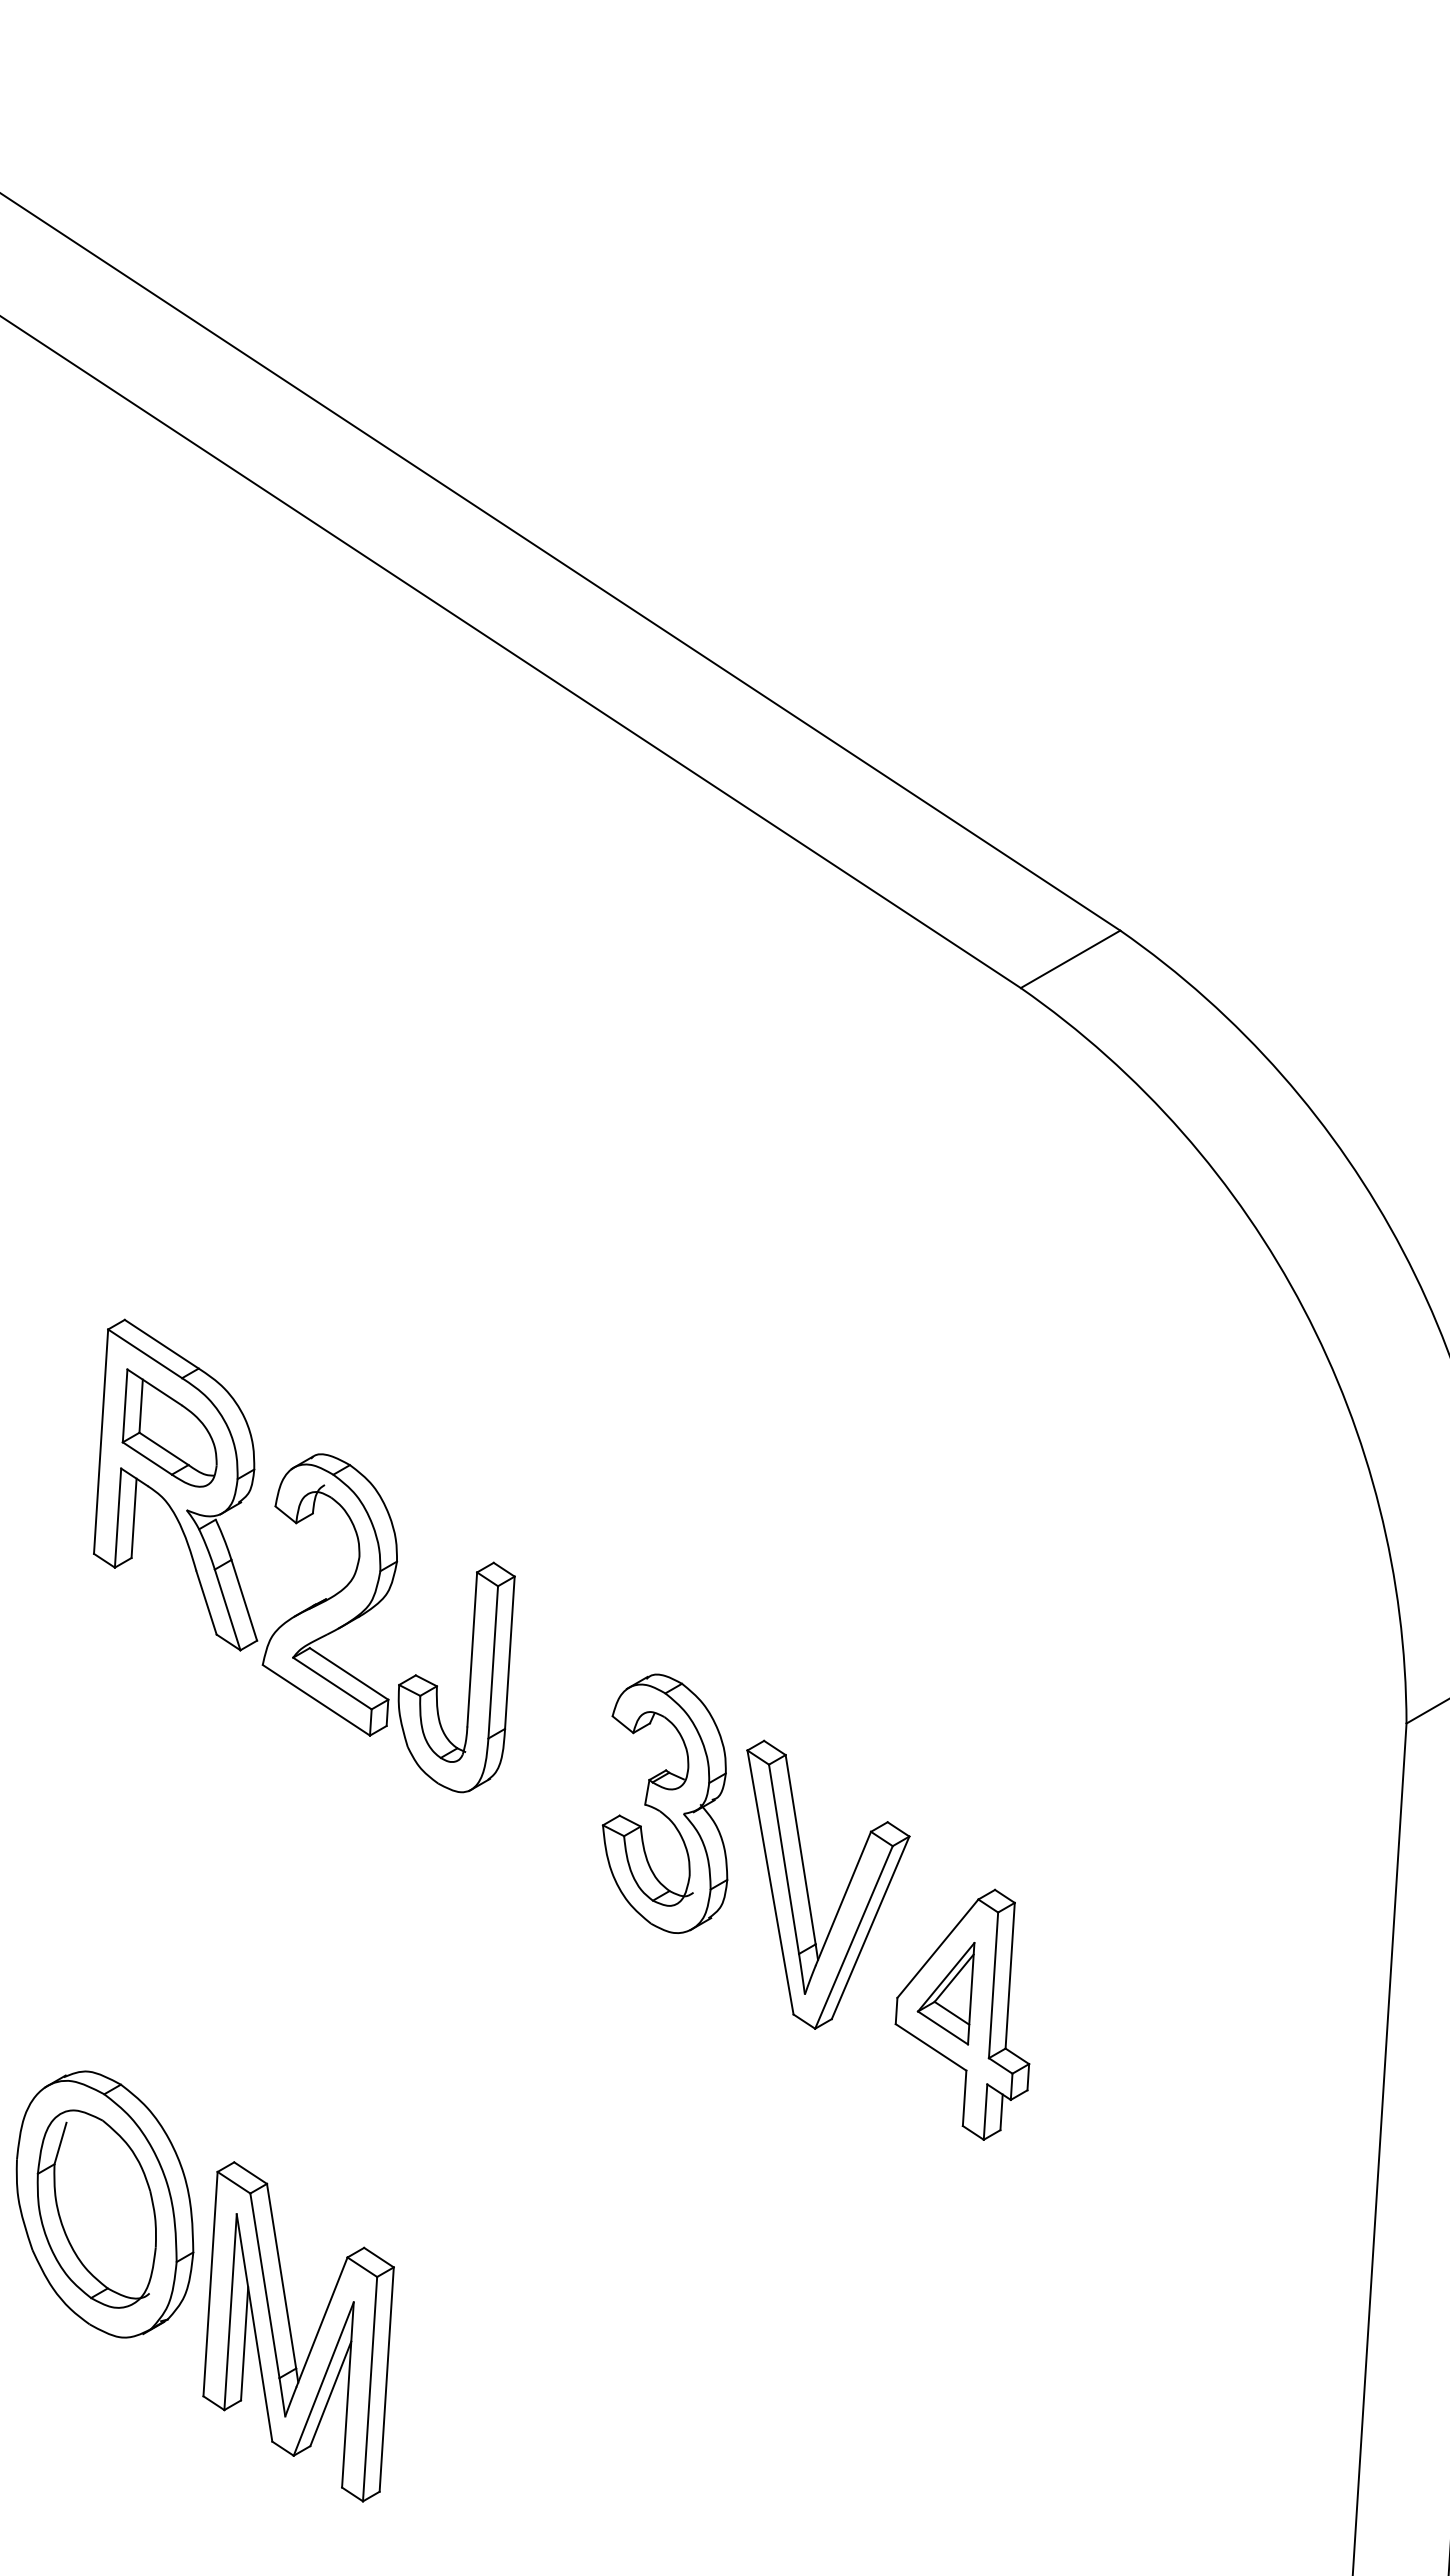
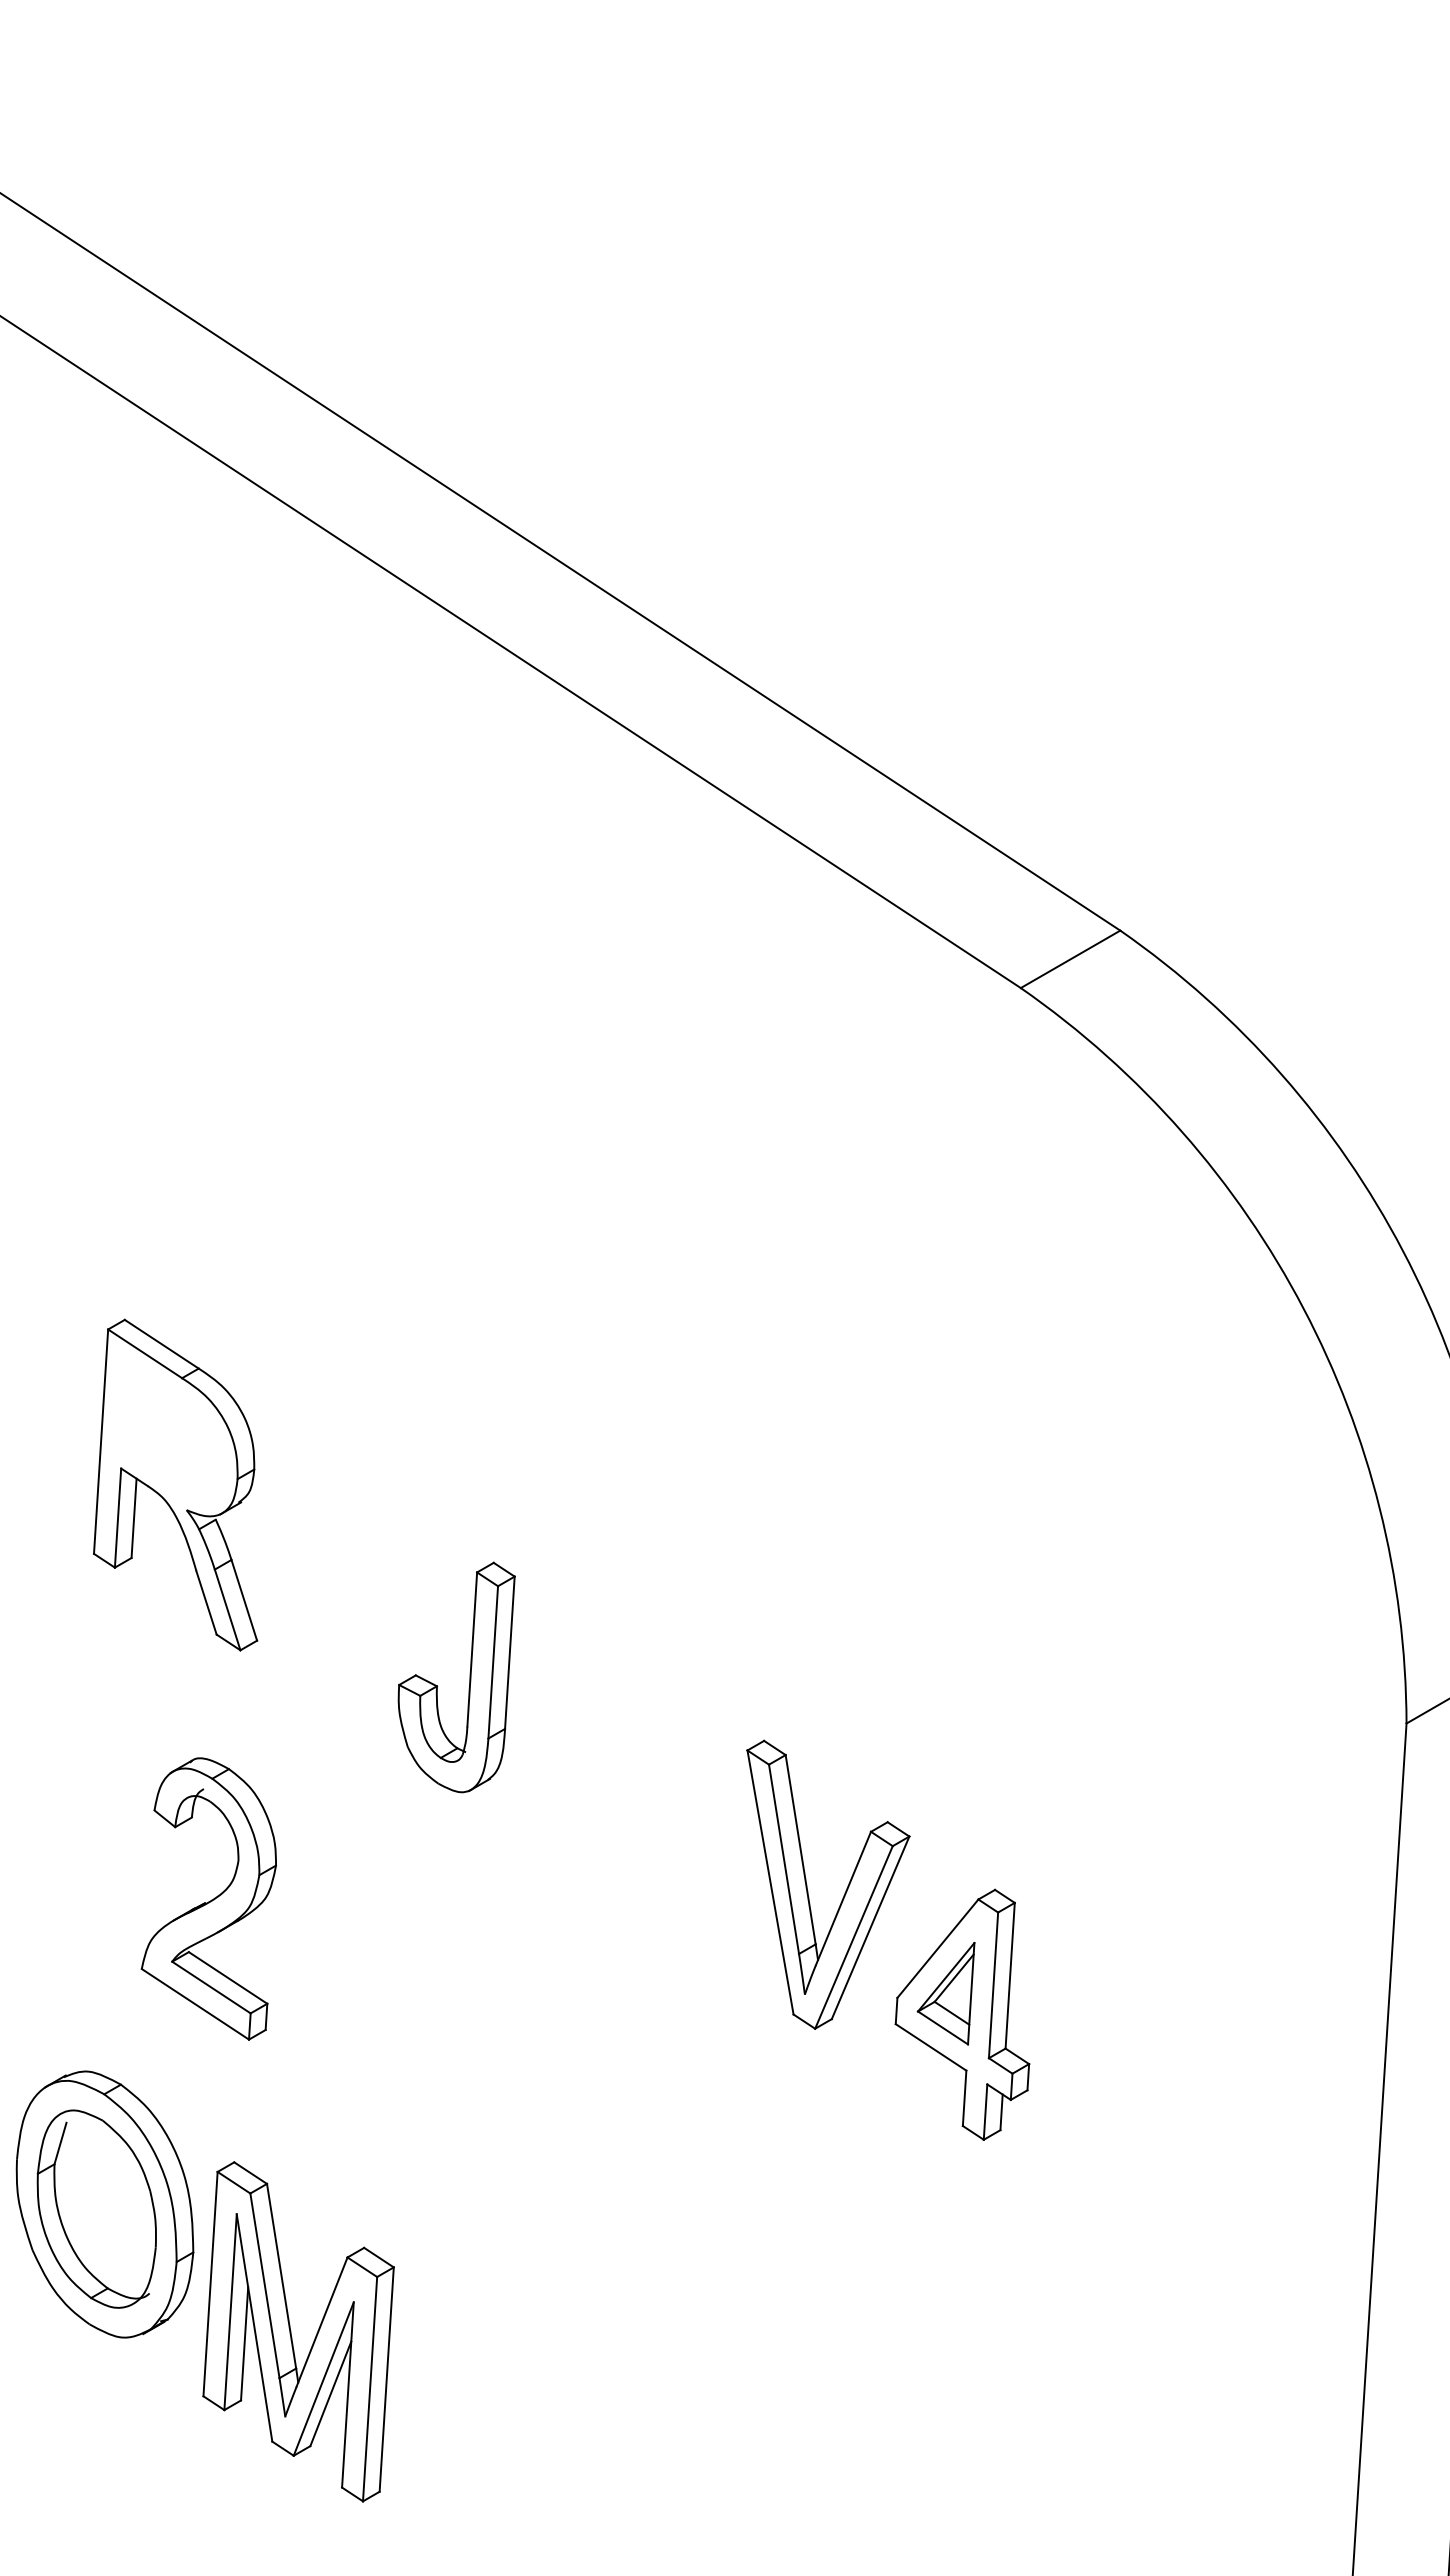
part: present -> none (169, 1427)
part position: (329, 1594) -> (208, 1898) (208, 1898)
part: present -> none (664, 1803)
